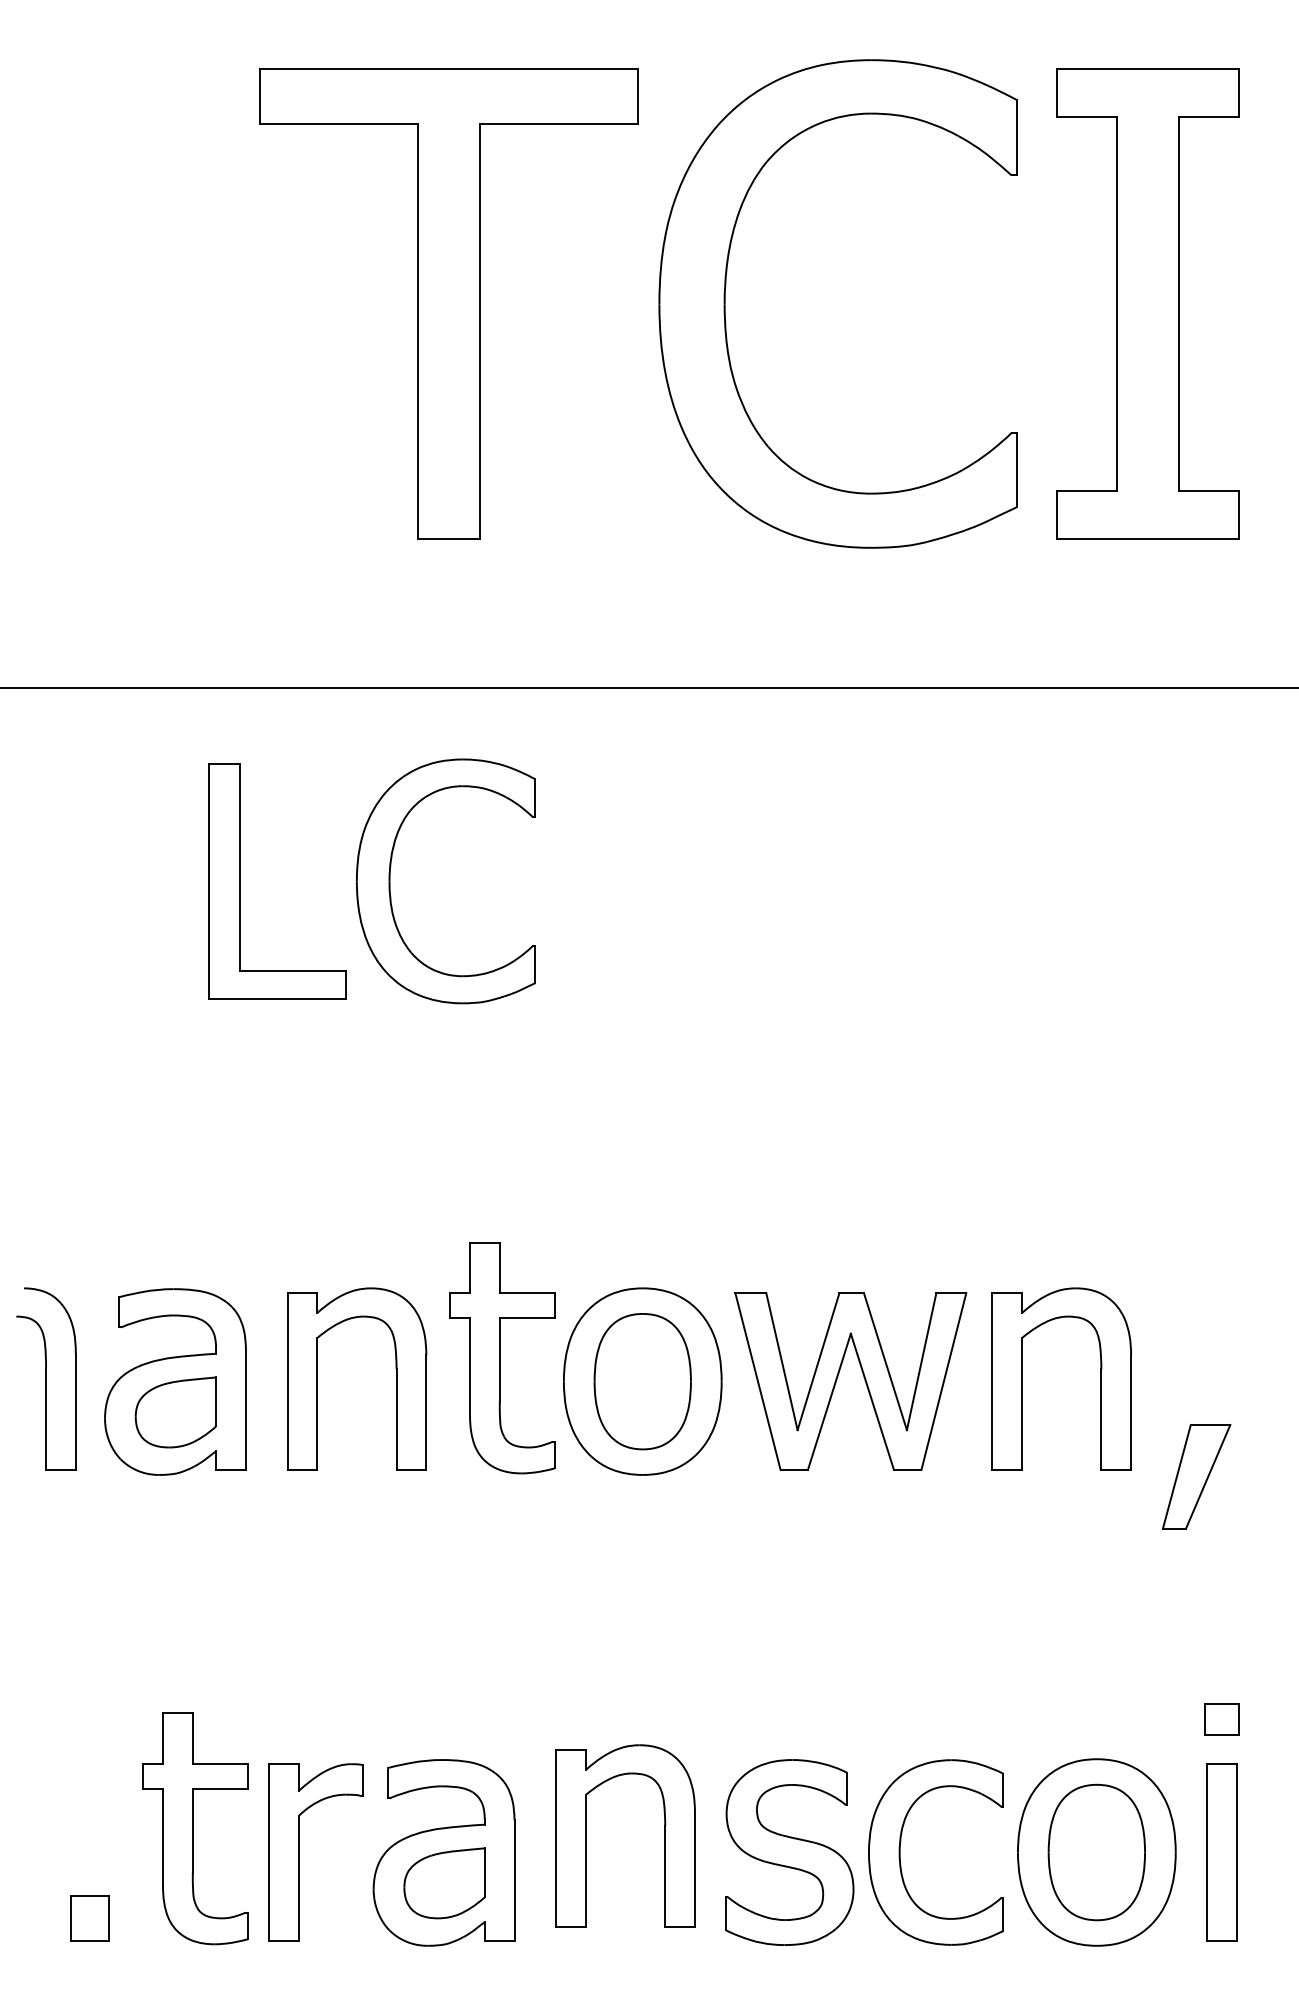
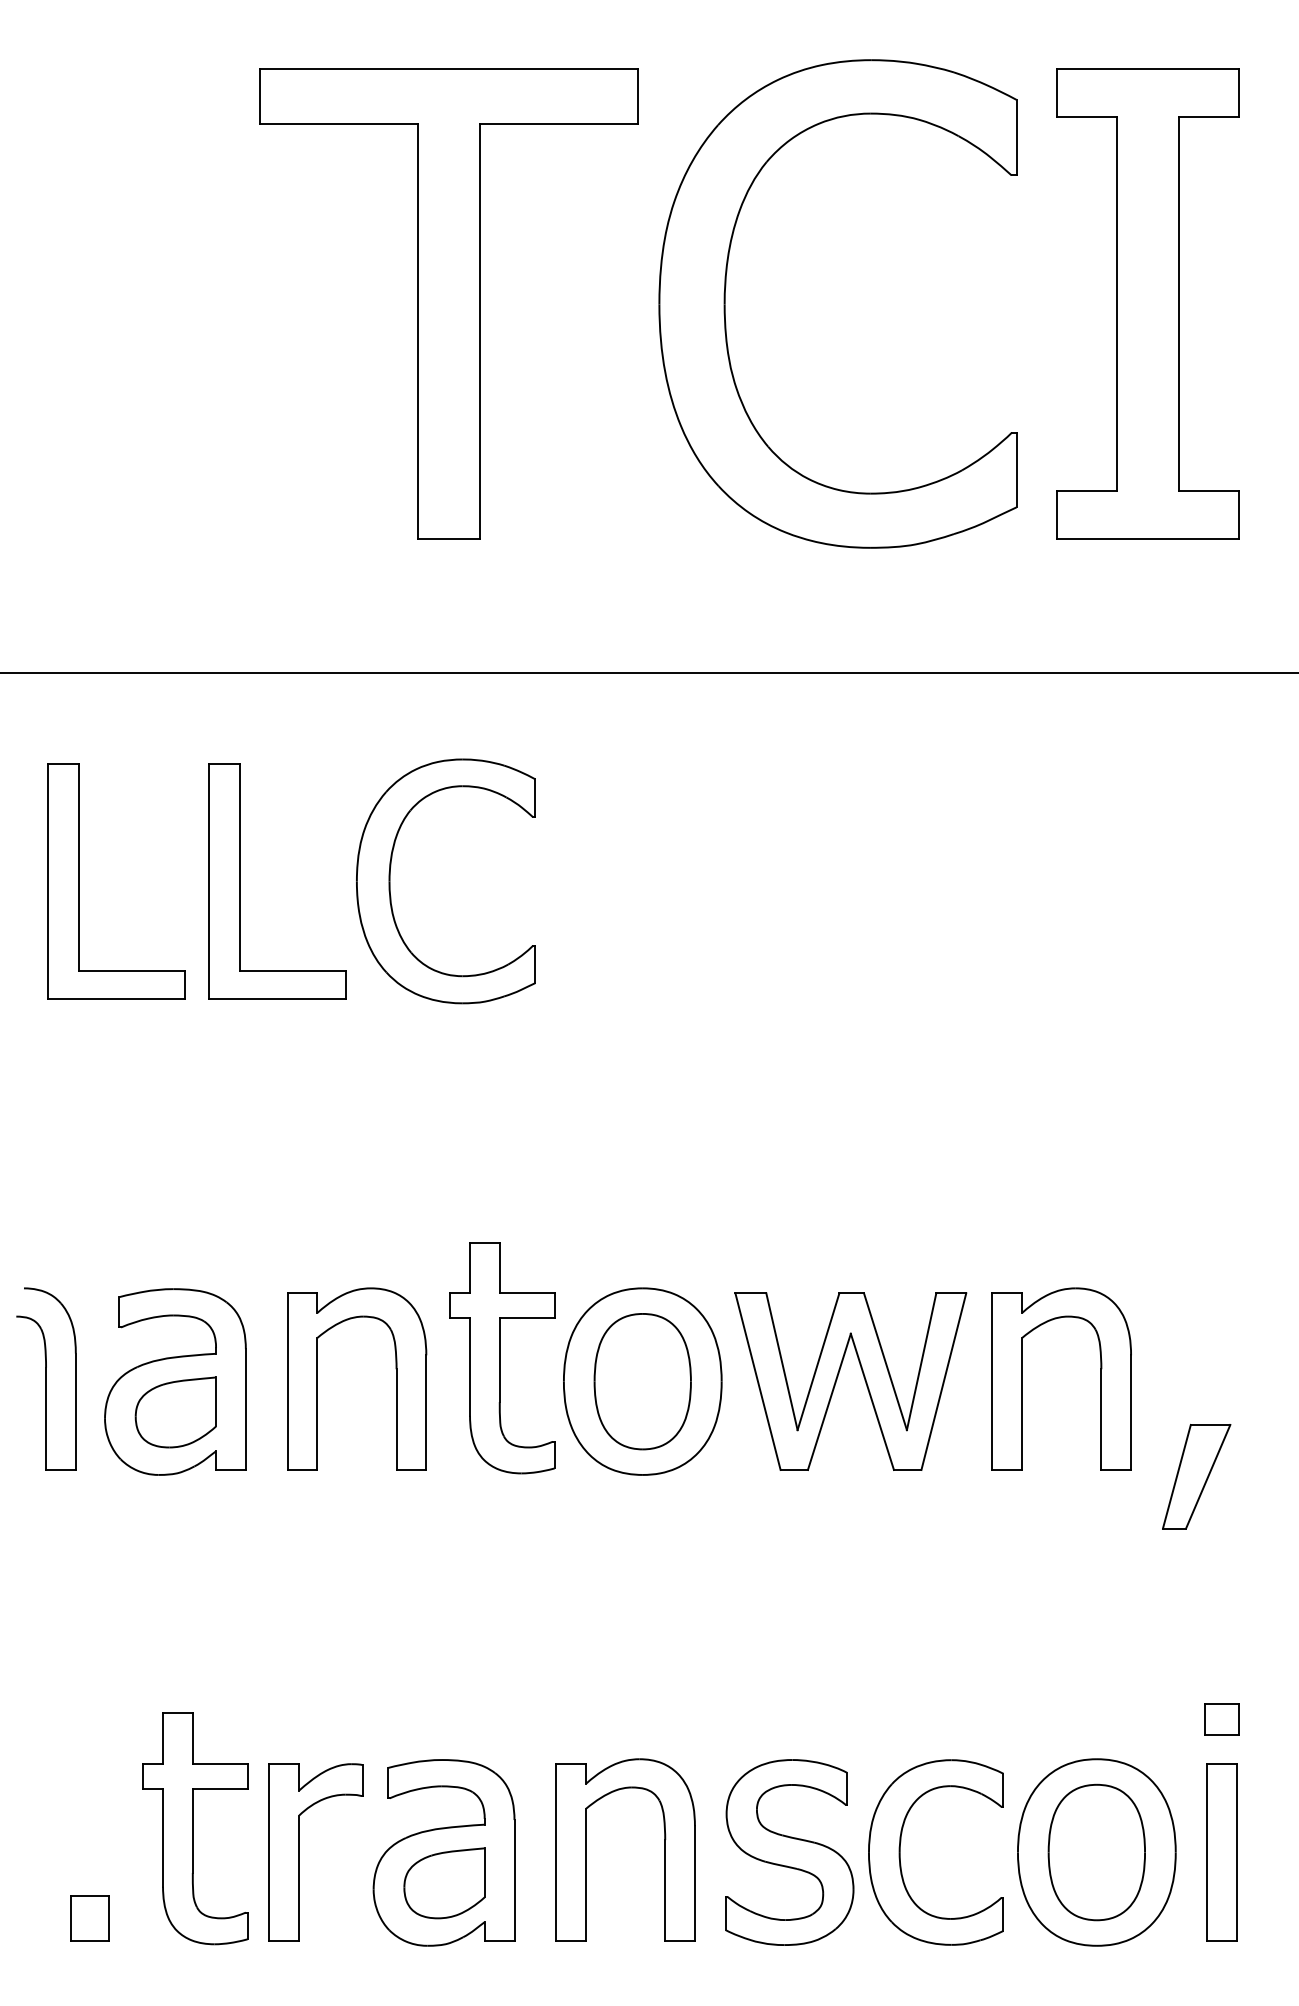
line position: (648, 687) -> (648, 672) (648, 672)
part: none -> present (79, 881)
part position: (586, 1835) -> (586, 1849) (586, 1849)
